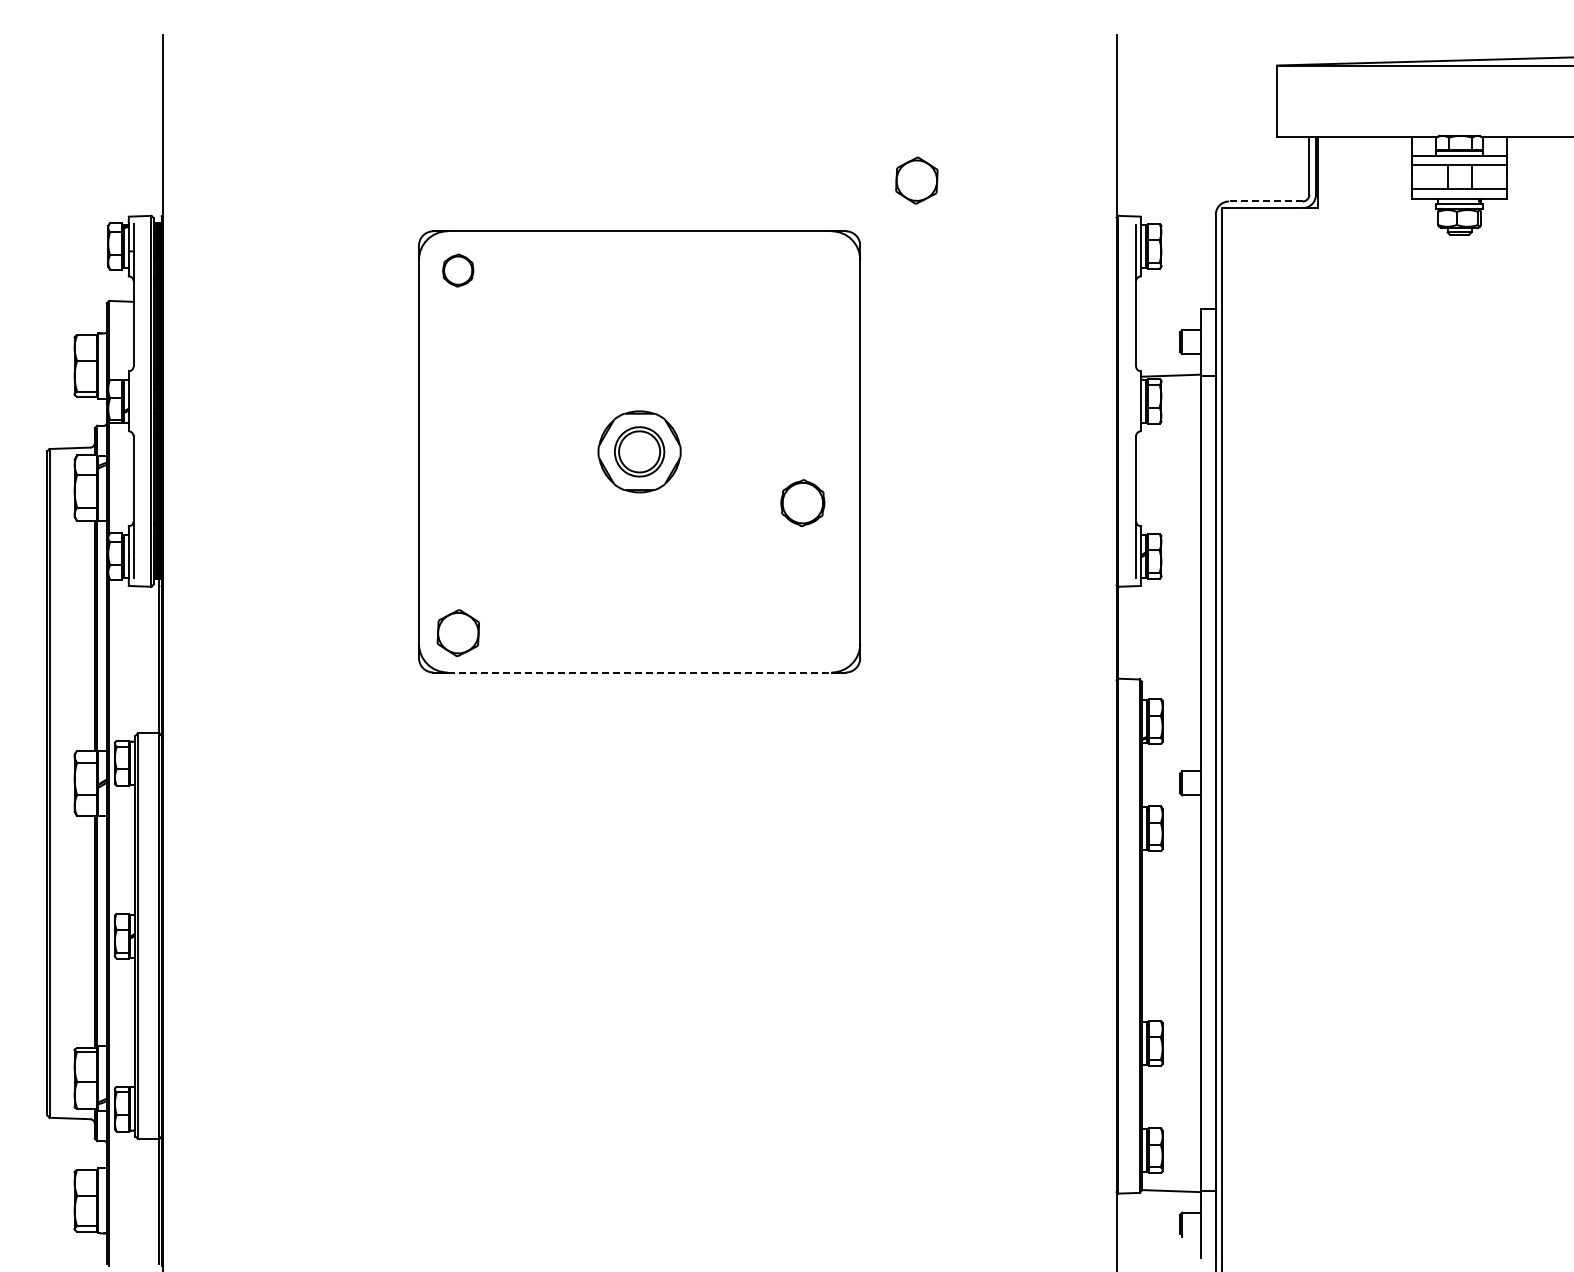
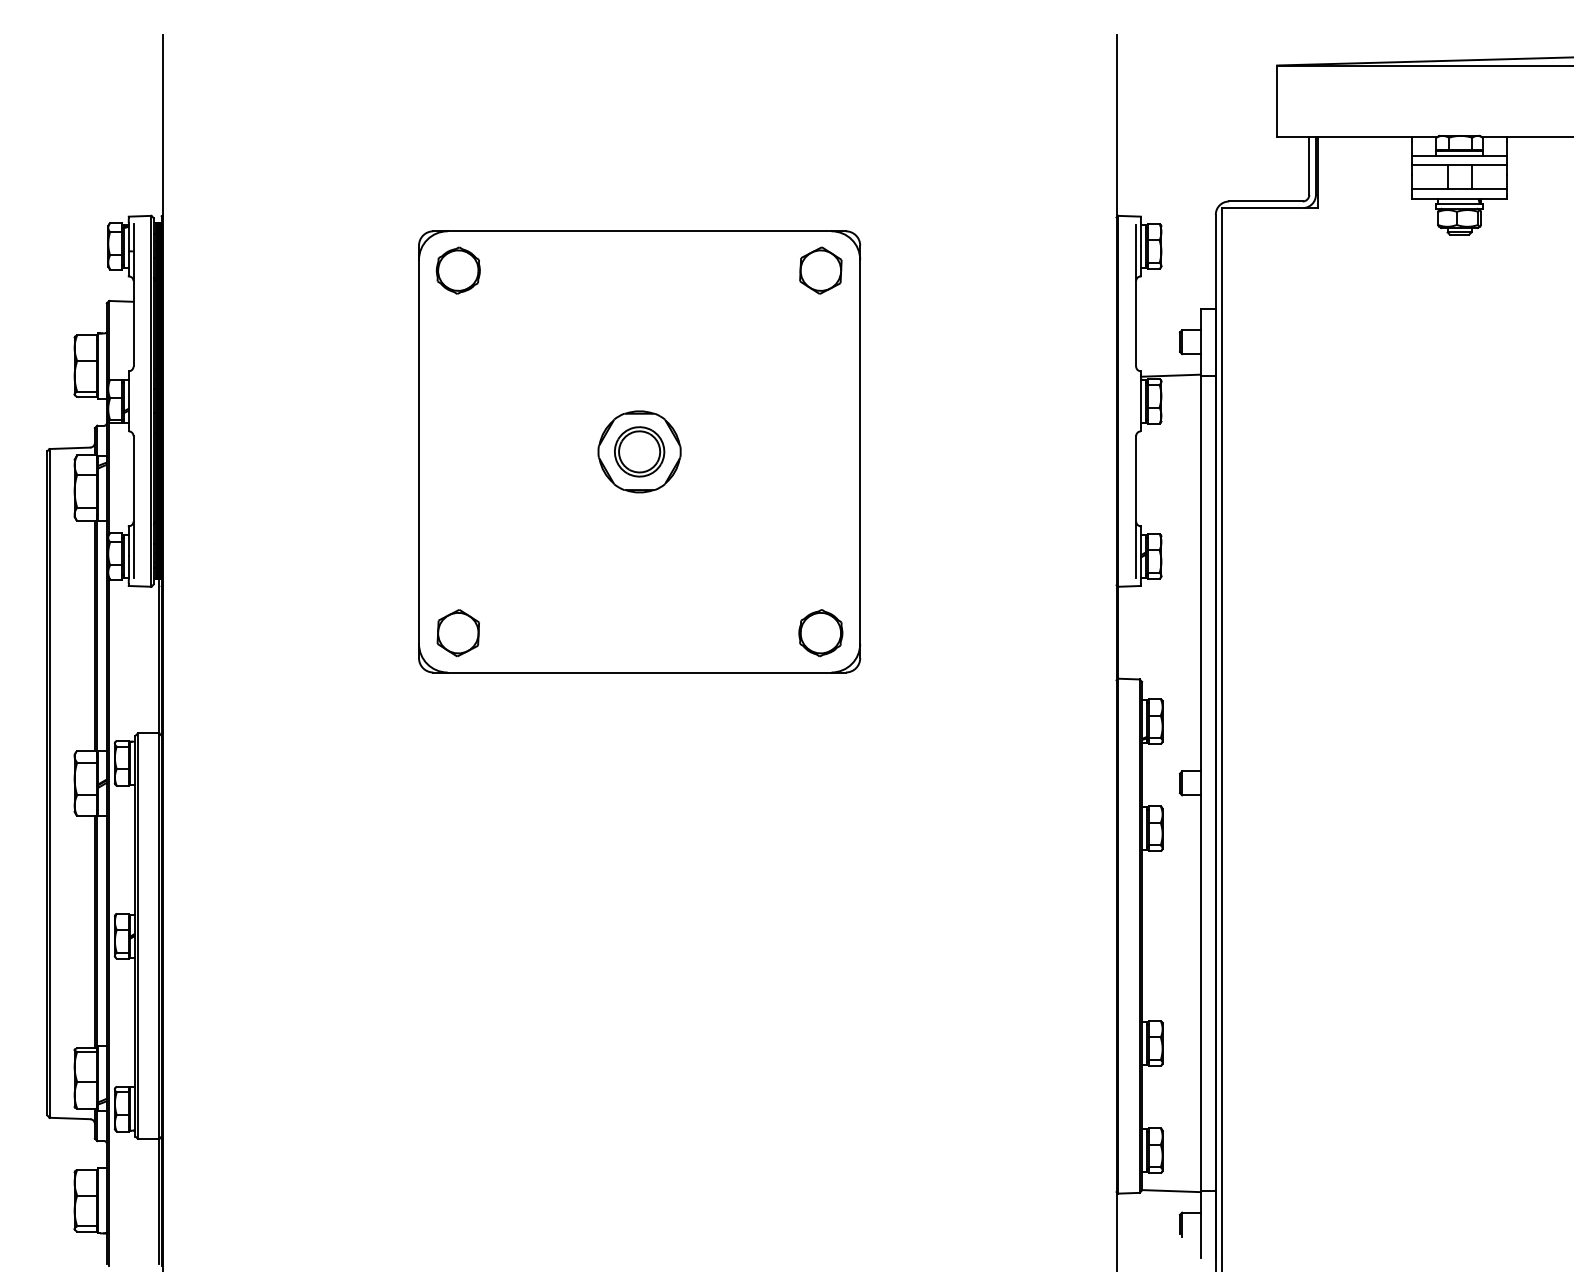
part position: (916, 180) -> (820, 270) (820, 270)
line: dashed -> solid (1265, 201)
part size: 33x35 px -> 46x49 px (457, 270)
part position: (802, 503) -> (820, 633) (820, 633)
line: dashed -> solid (639, 672)
